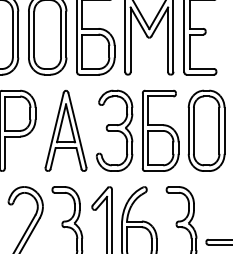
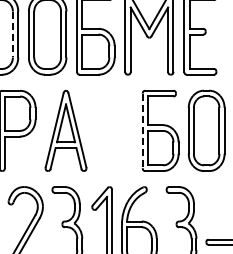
line: solid -> dashed (12, 34)
part: present -> none (114, 130)
line: solid -> dashed (142, 131)
